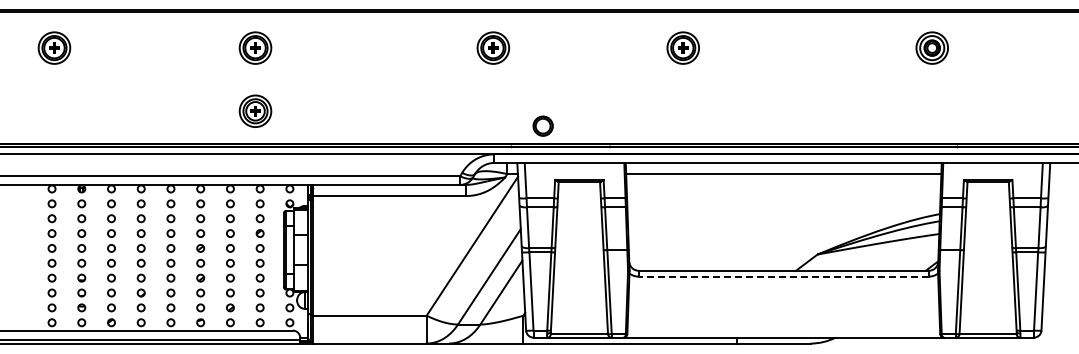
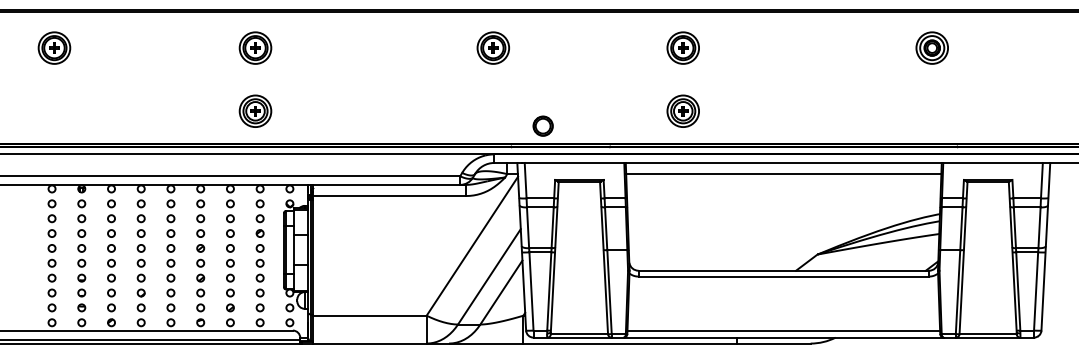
part: none -> present (682, 110)
line: dashed -> solid (783, 276)
line: none -> present (783, 330)
